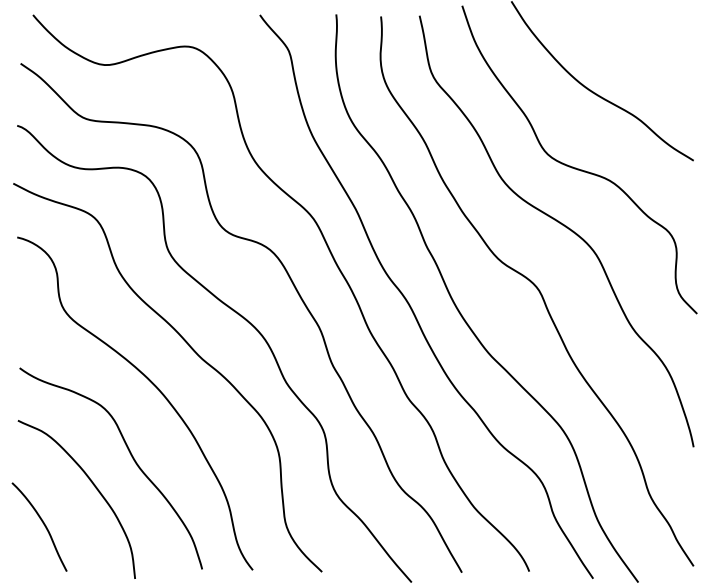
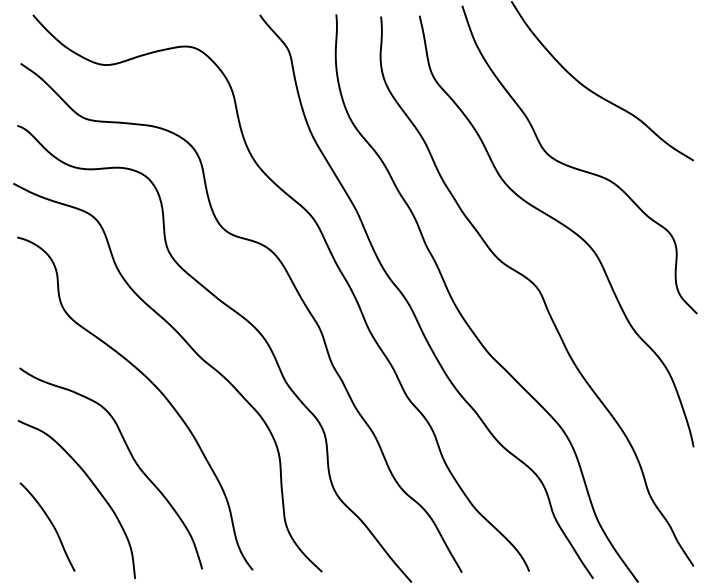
curve position: (42, 523) -> (50, 523) (50, 523)
